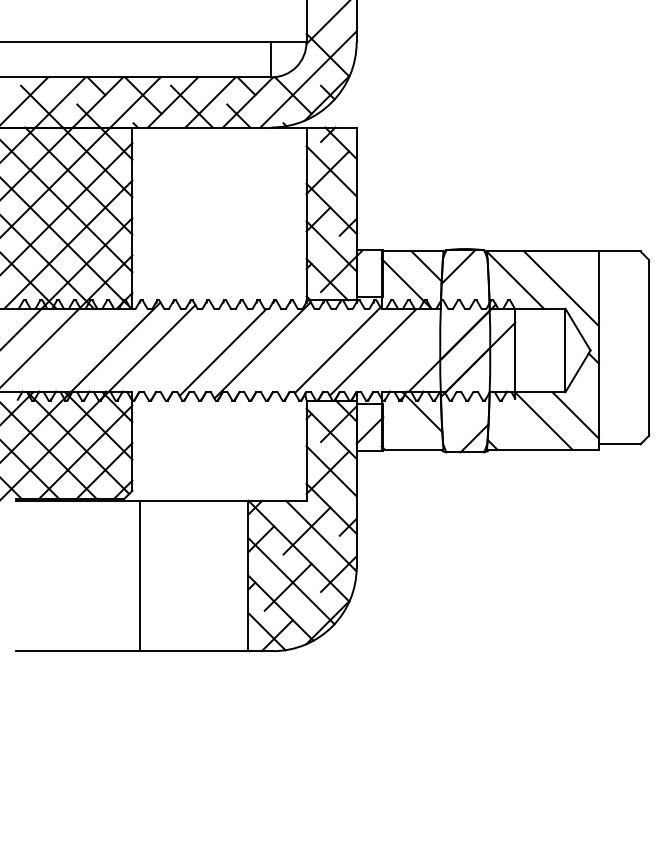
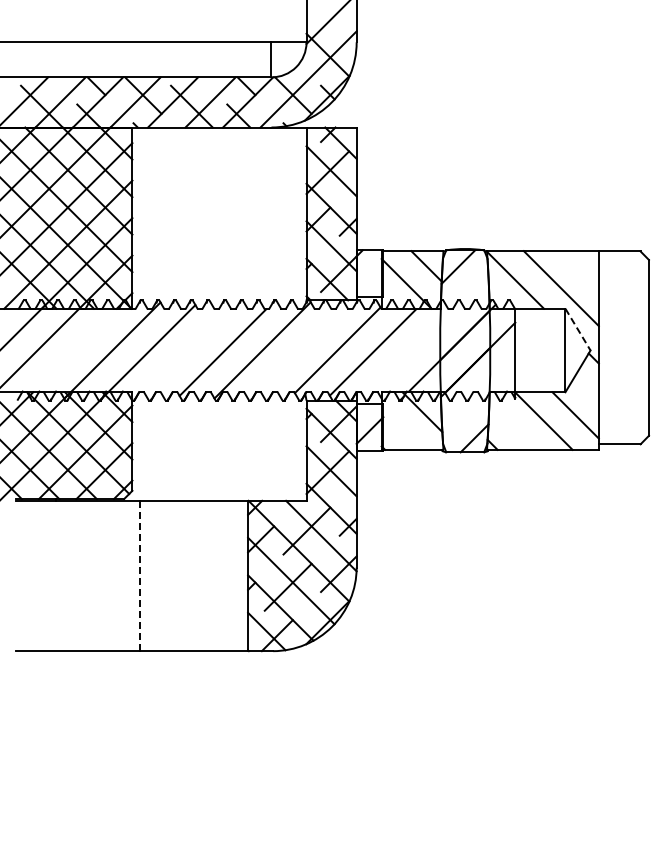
line: solid -> dashed (578, 330)
line: solid -> dashed (139, 575)
